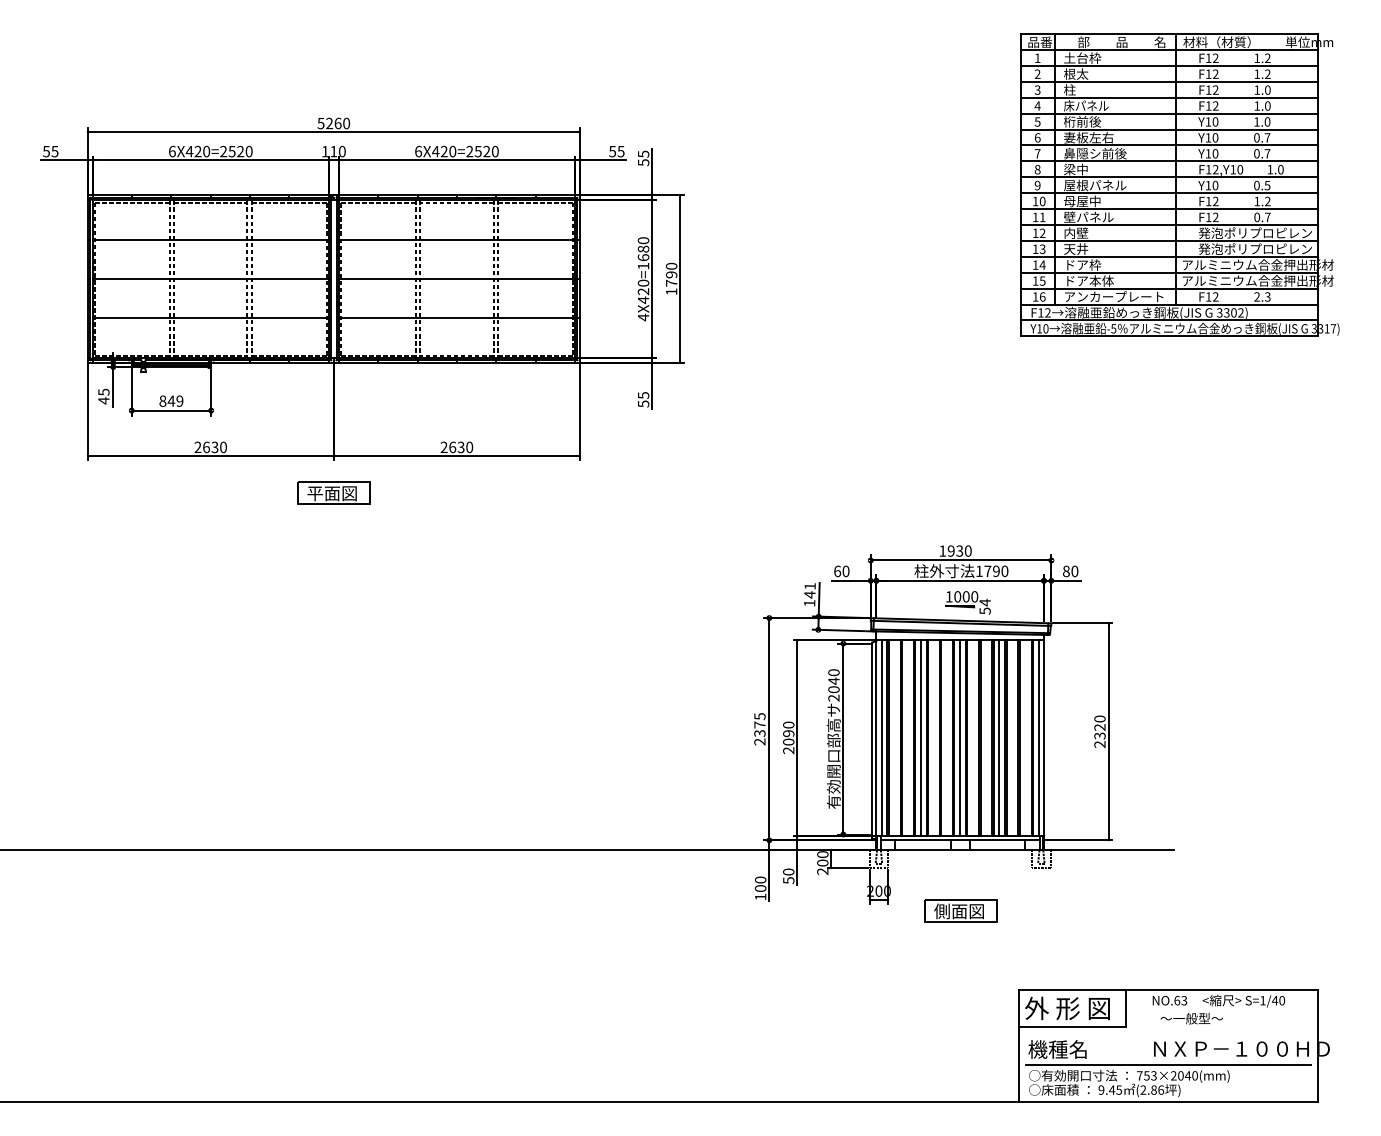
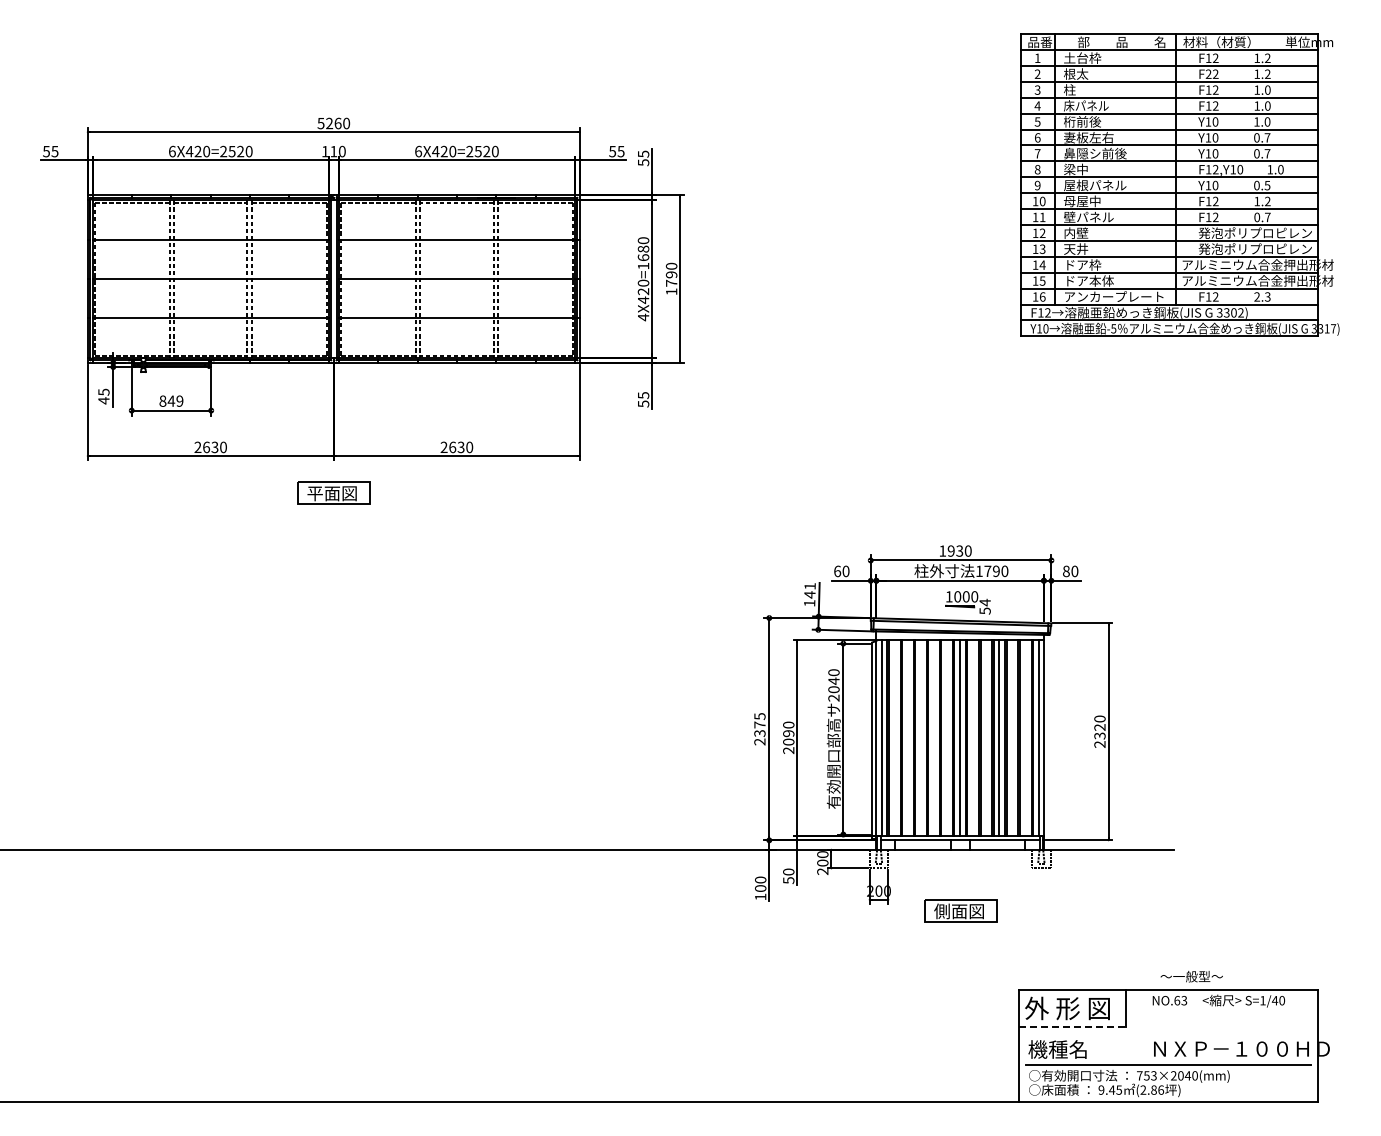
text: F12 -> F22 (1208, 73)
line: present -> none (920, 737)
text position: (1191, 1018) -> (1191, 976) (1191, 976)
line: solid -> dashed (1072, 1027)
